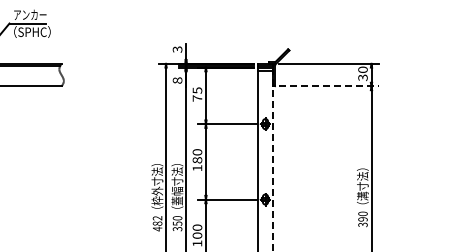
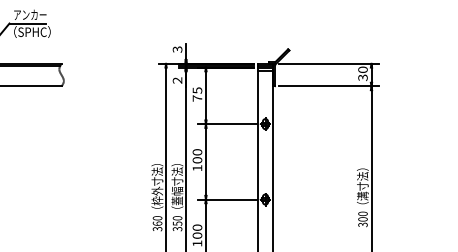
text: 8 -> 2 (177, 80)
line: dashed -> solid (329, 86)
line: dashed -> solid (273, 159)
text: 180 -> 100 (197, 160)
text: 390 -> 300 (362, 219)
text: 482 -> 360 (157, 223)
